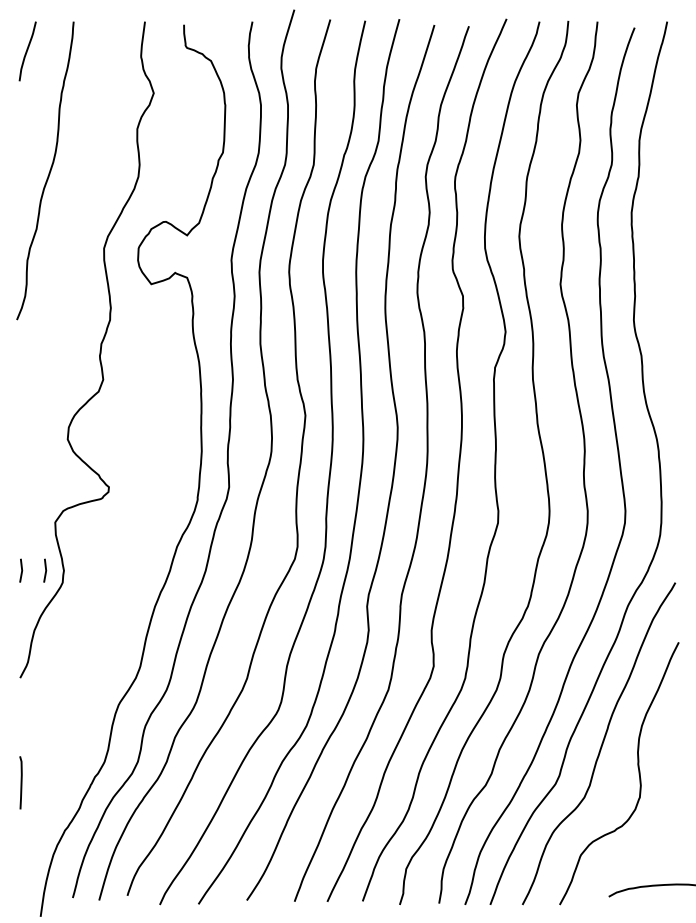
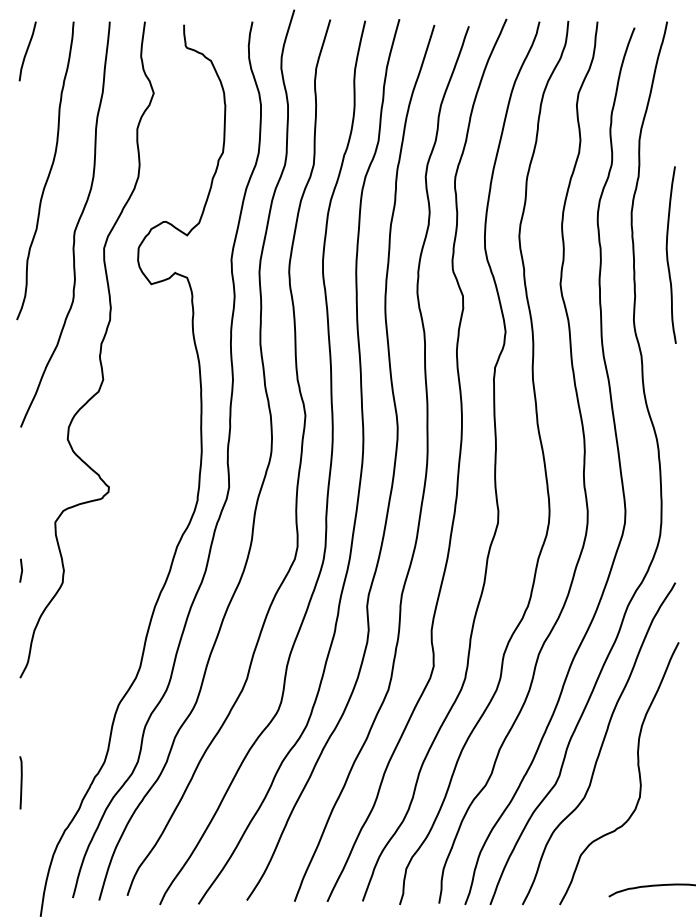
curve: none -> present (75, 226)
curve: none -> present (668, 256)
line: present -> none (45, 570)
